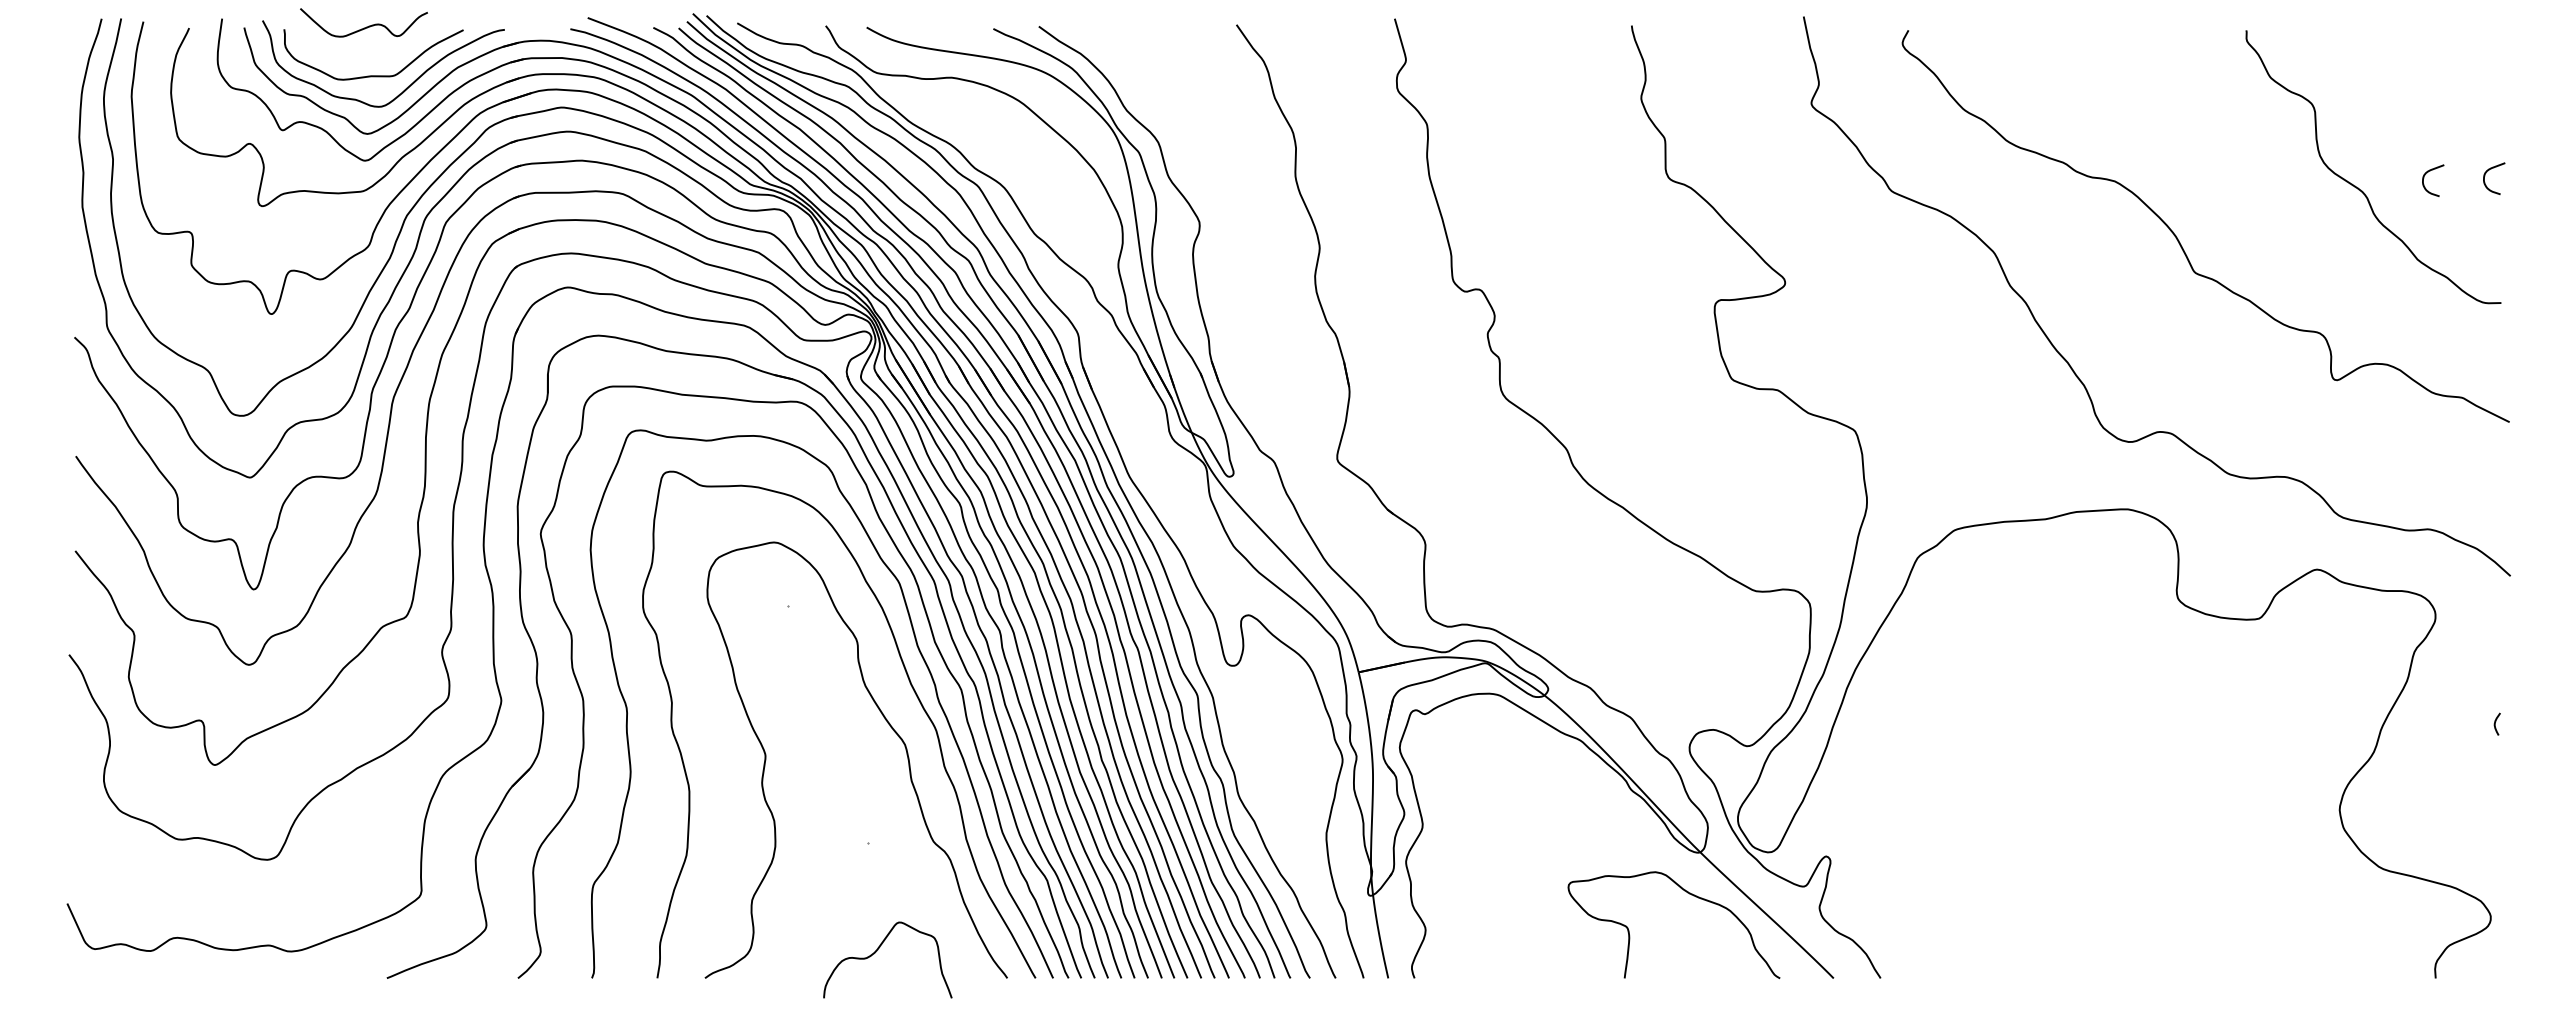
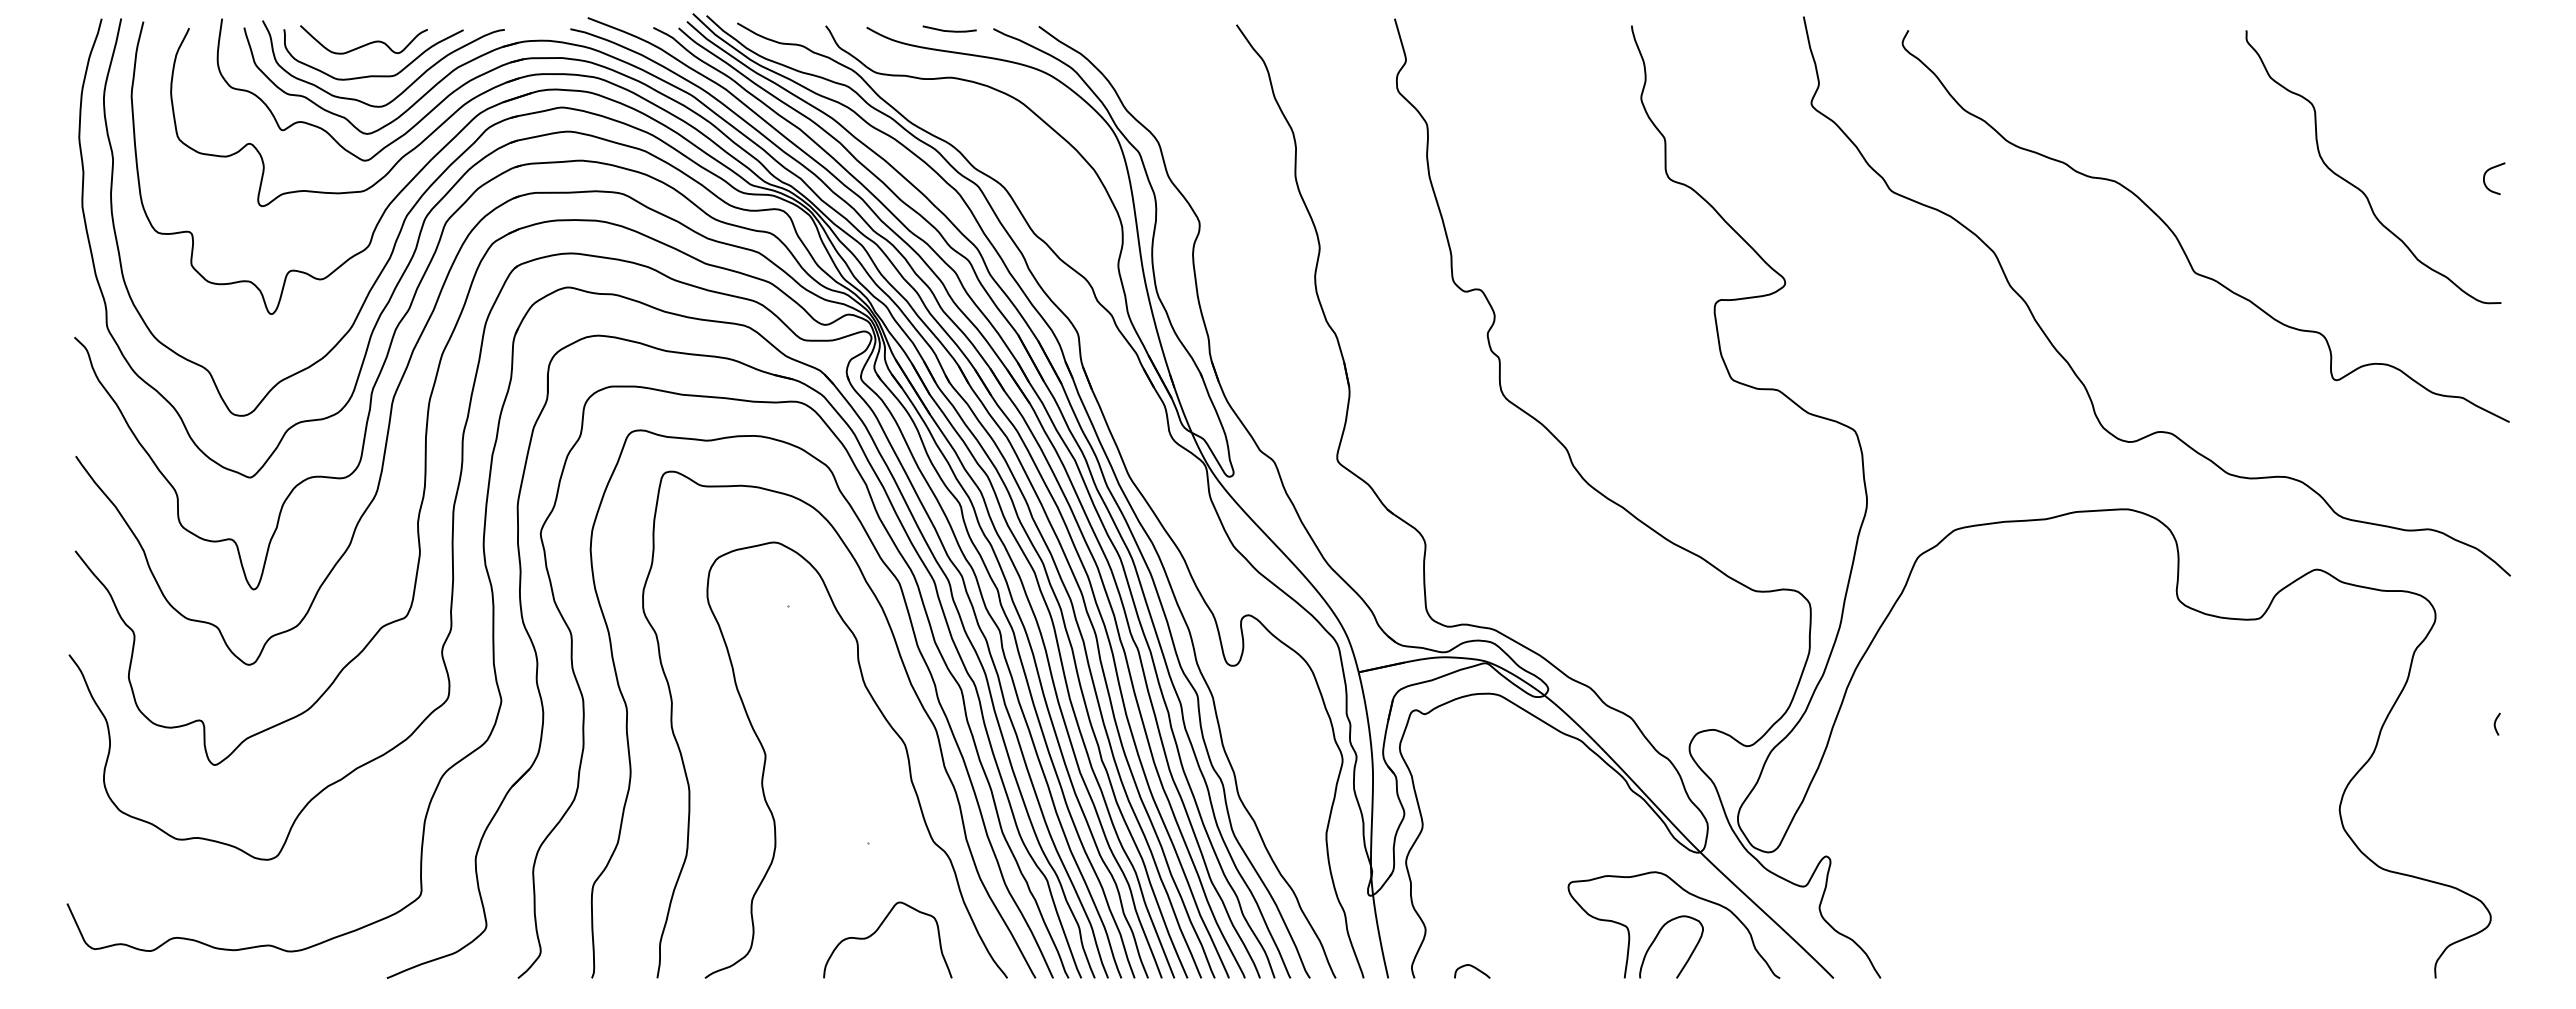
curve position: (366, 26) -> (366, 43) (366, 43)
line: none -> present (949, 30)
curve: present -> none (2427, 173)
curve: none -> present (1656, 938)
curve position: (877, 951) -> (877, 931) (877, 931)
curve: none -> present (1474, 968)
